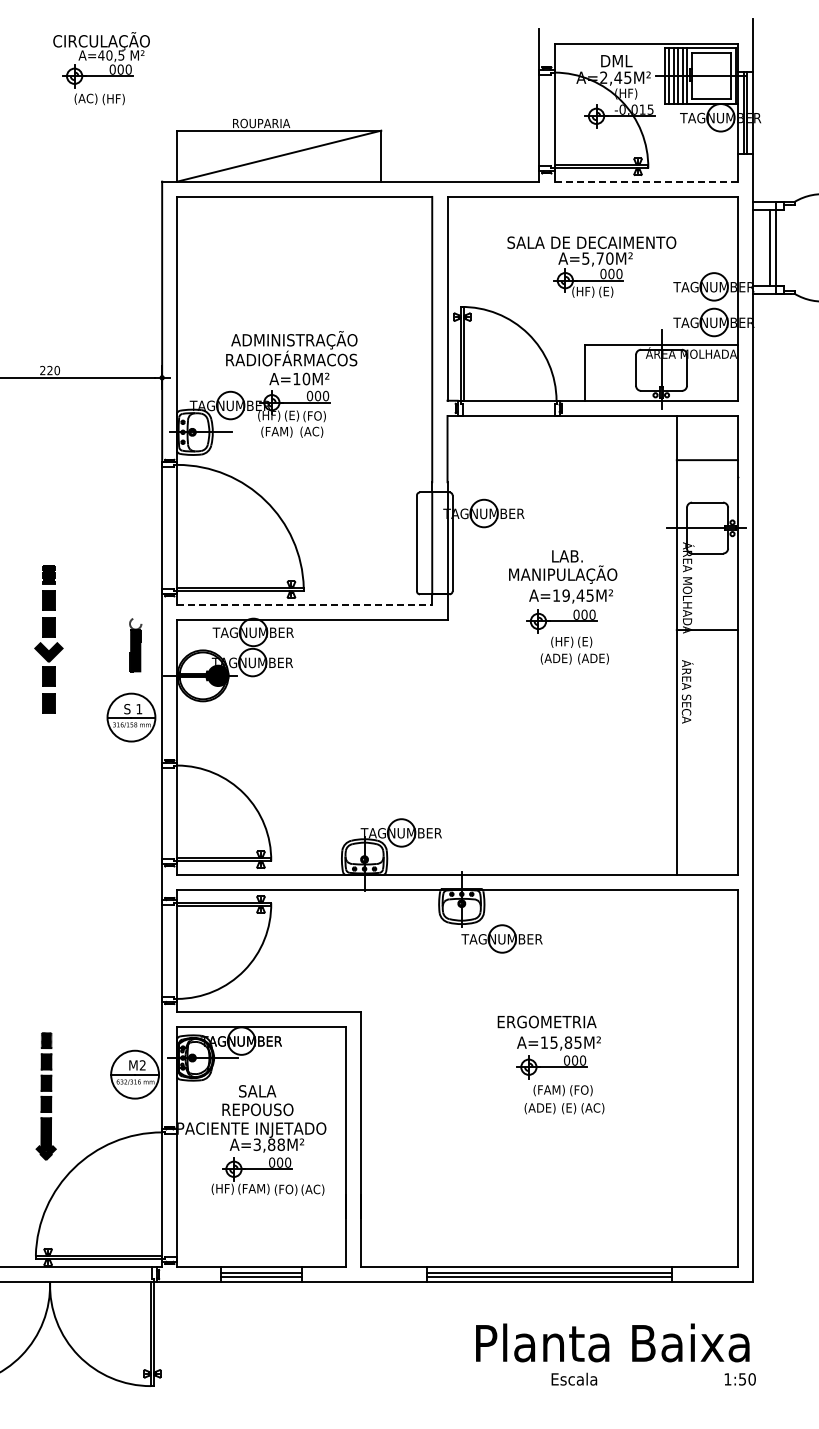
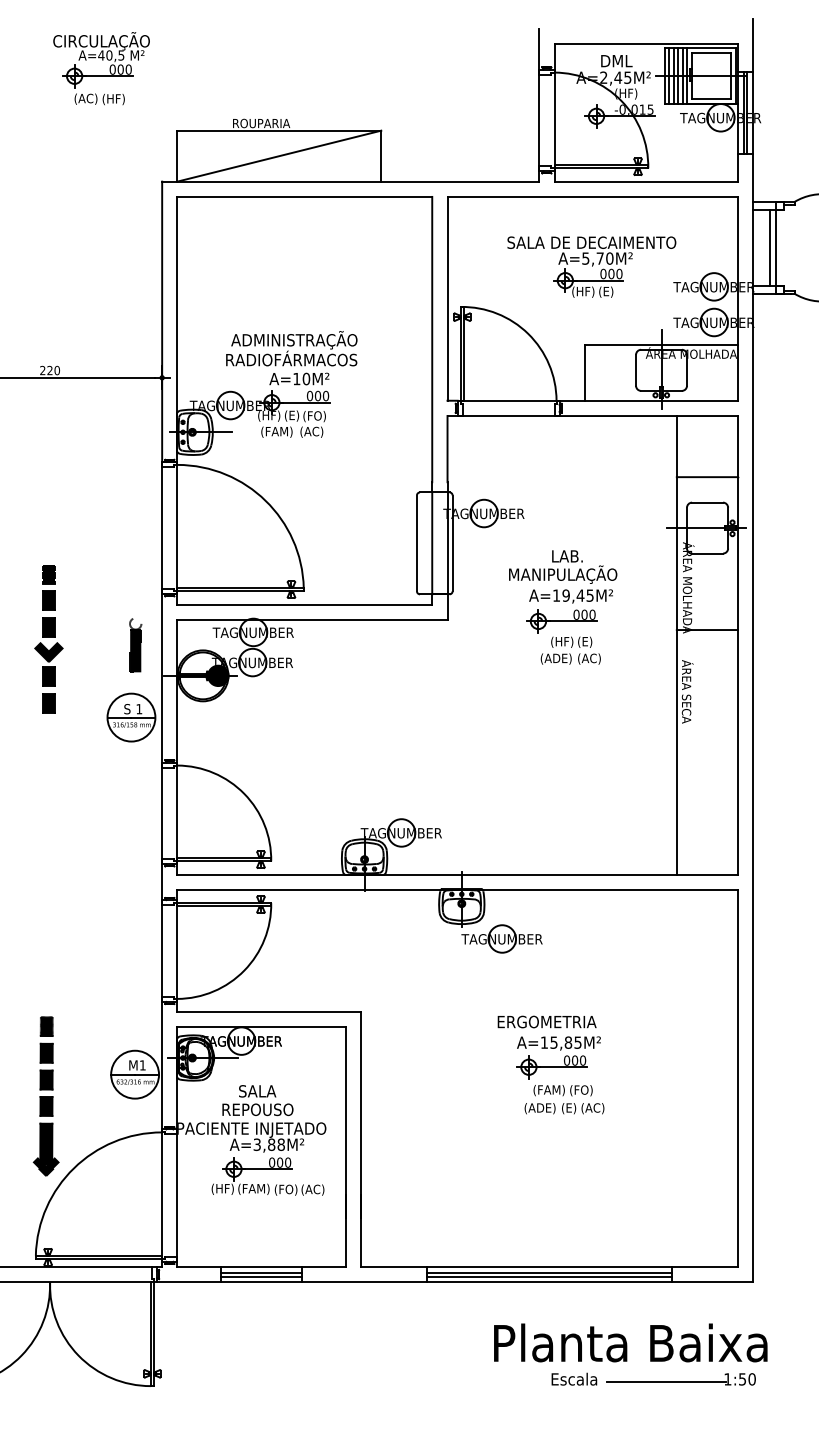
line: dashed -> solid (646, 181)
line position: (706, 460) -> (706, 477) (706, 477)
line: dashed -> solid (305, 604)
text: (ADE) -> (AC) (599, 658)
text: M2 -> M1 (142, 1065)
part size: 22x129 px -> 28x161 px (45, 1096)
text position: (612, 1342) -> (630, 1342) (630, 1342)
line: none -> present (666, 1381)
